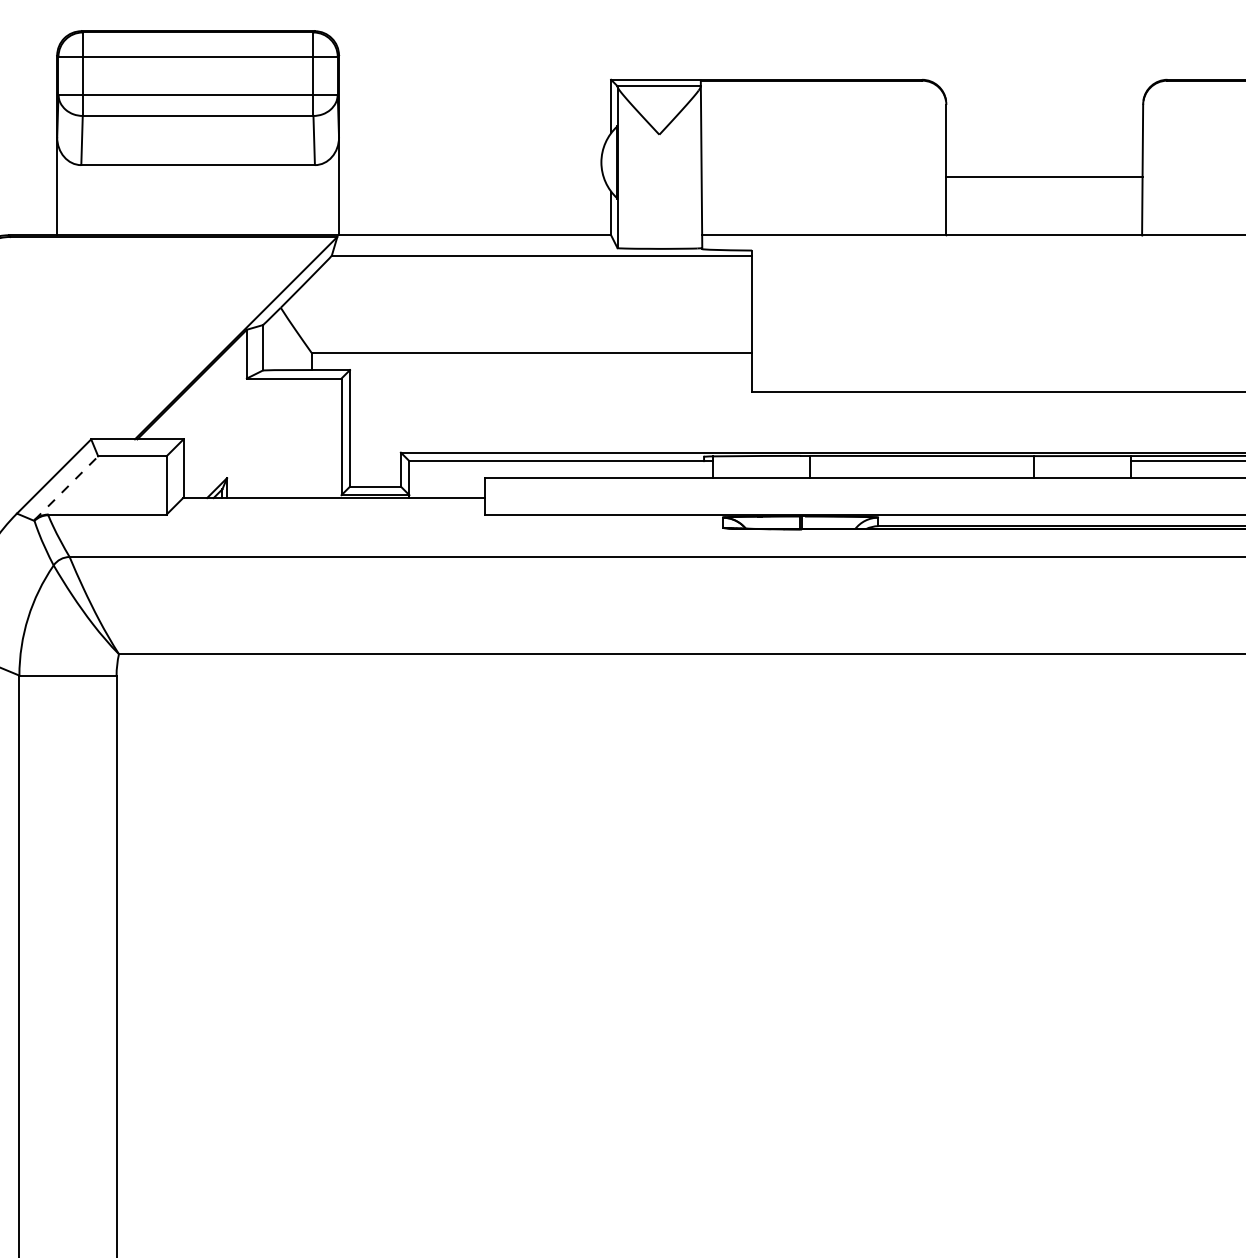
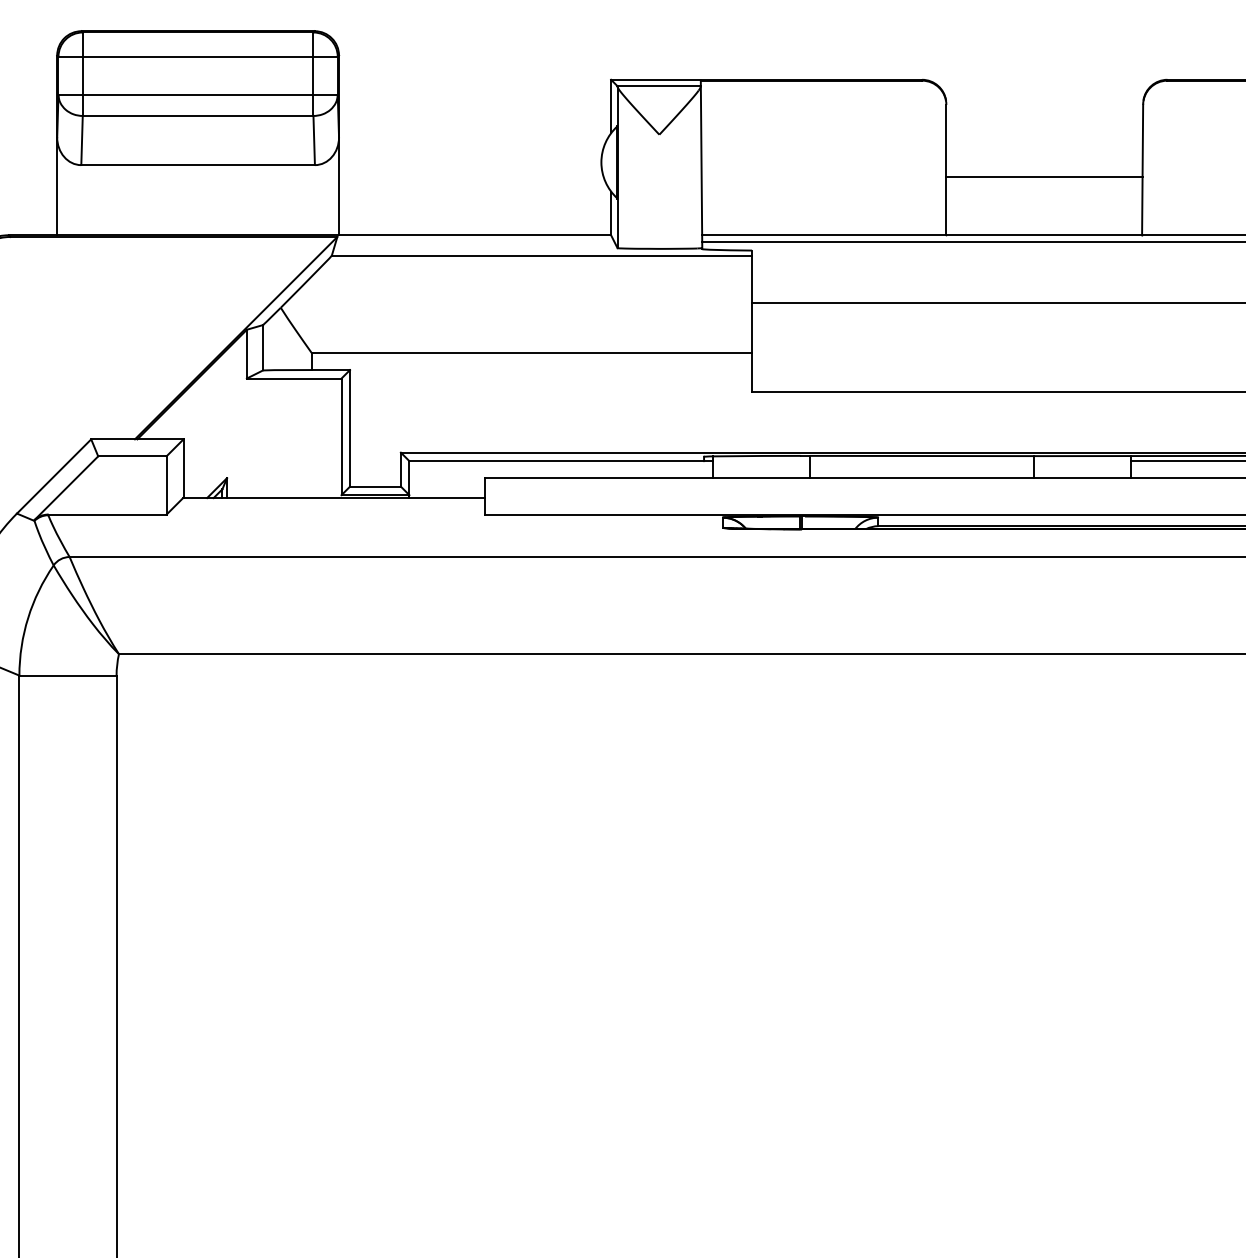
line: none -> present (972, 242)
line: none -> present (997, 303)
line: dashed -> solid (66, 487)
